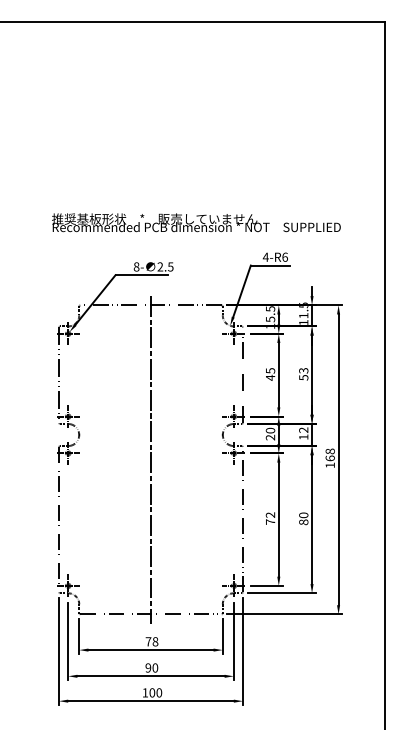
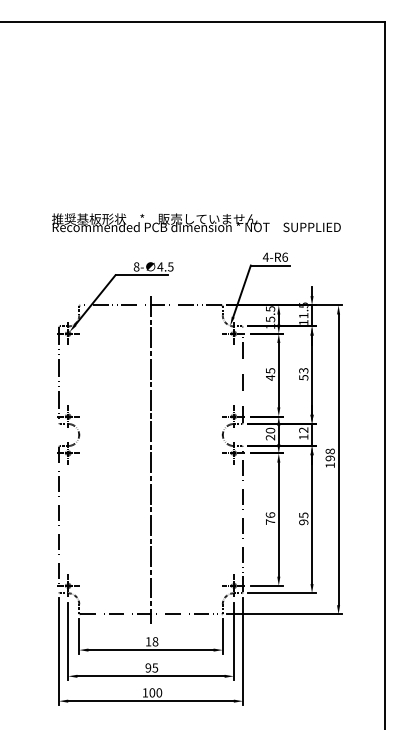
text: 2.5 -> 4.5 (160, 266)
text: 168 -> 198 (329, 458)
text: 72 -> 76 (270, 514)
text: 80 -> 95 (303, 518)
text: 78 -> 18 (148, 641)
text: 90 -> 95 (155, 667)
